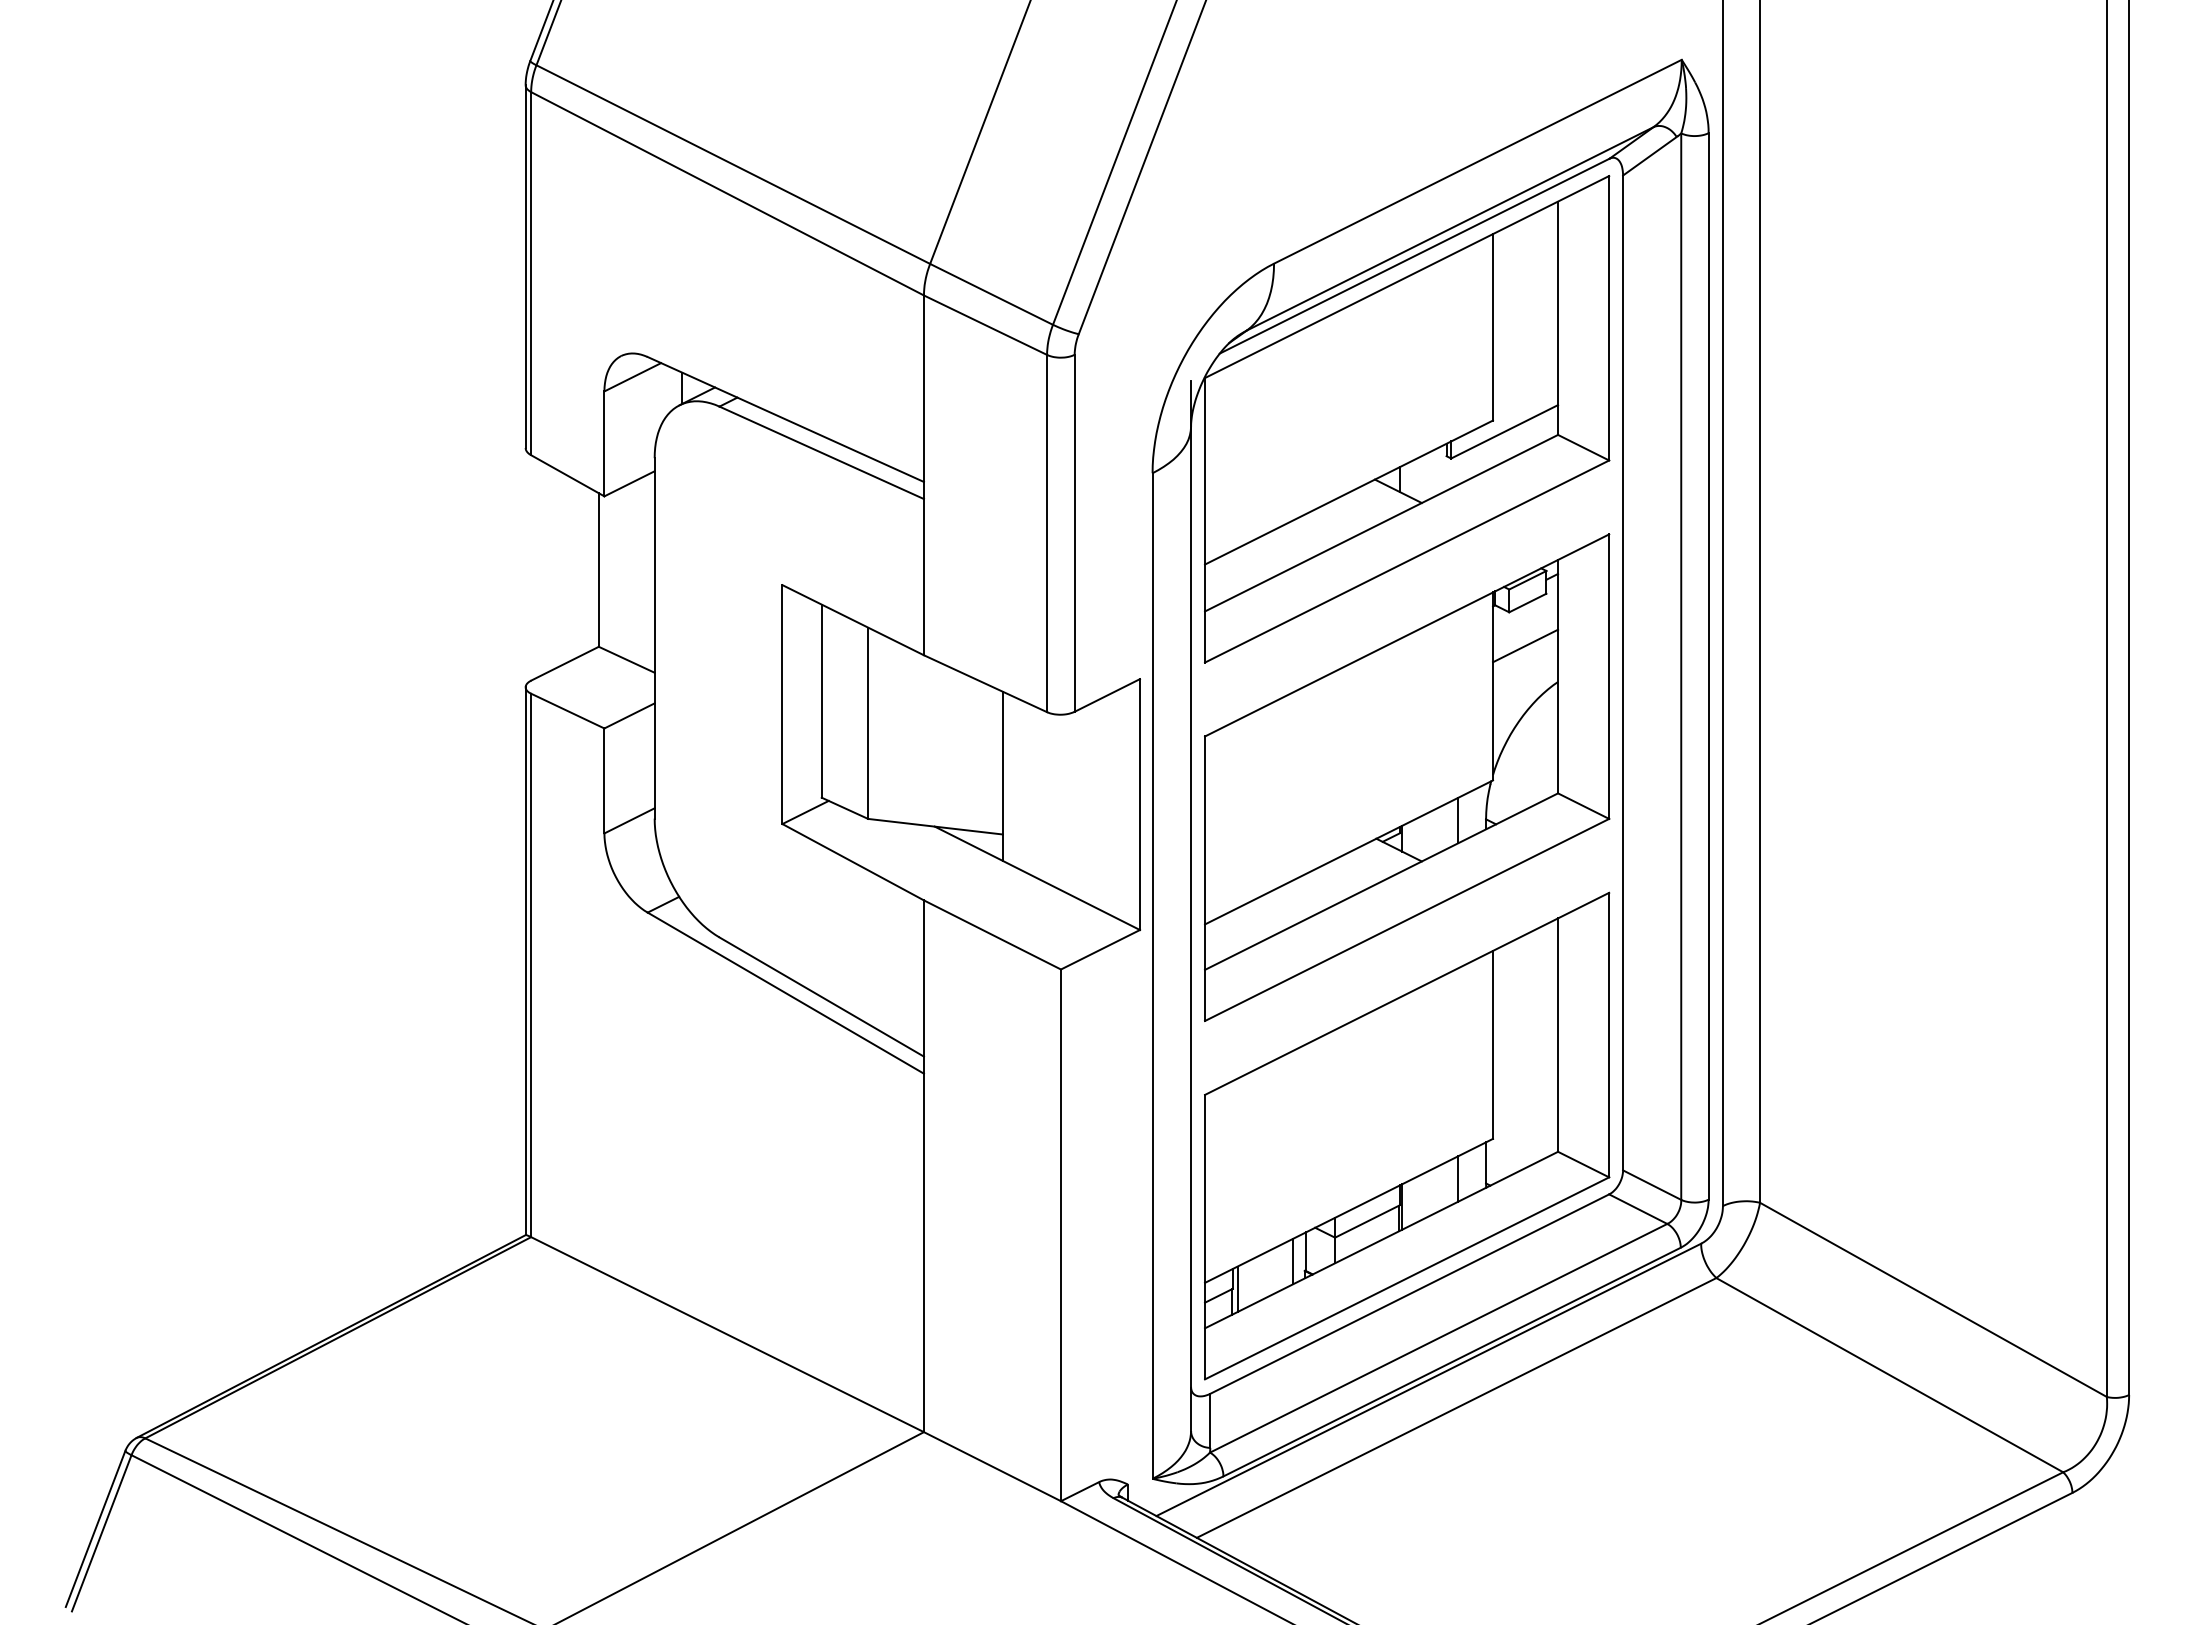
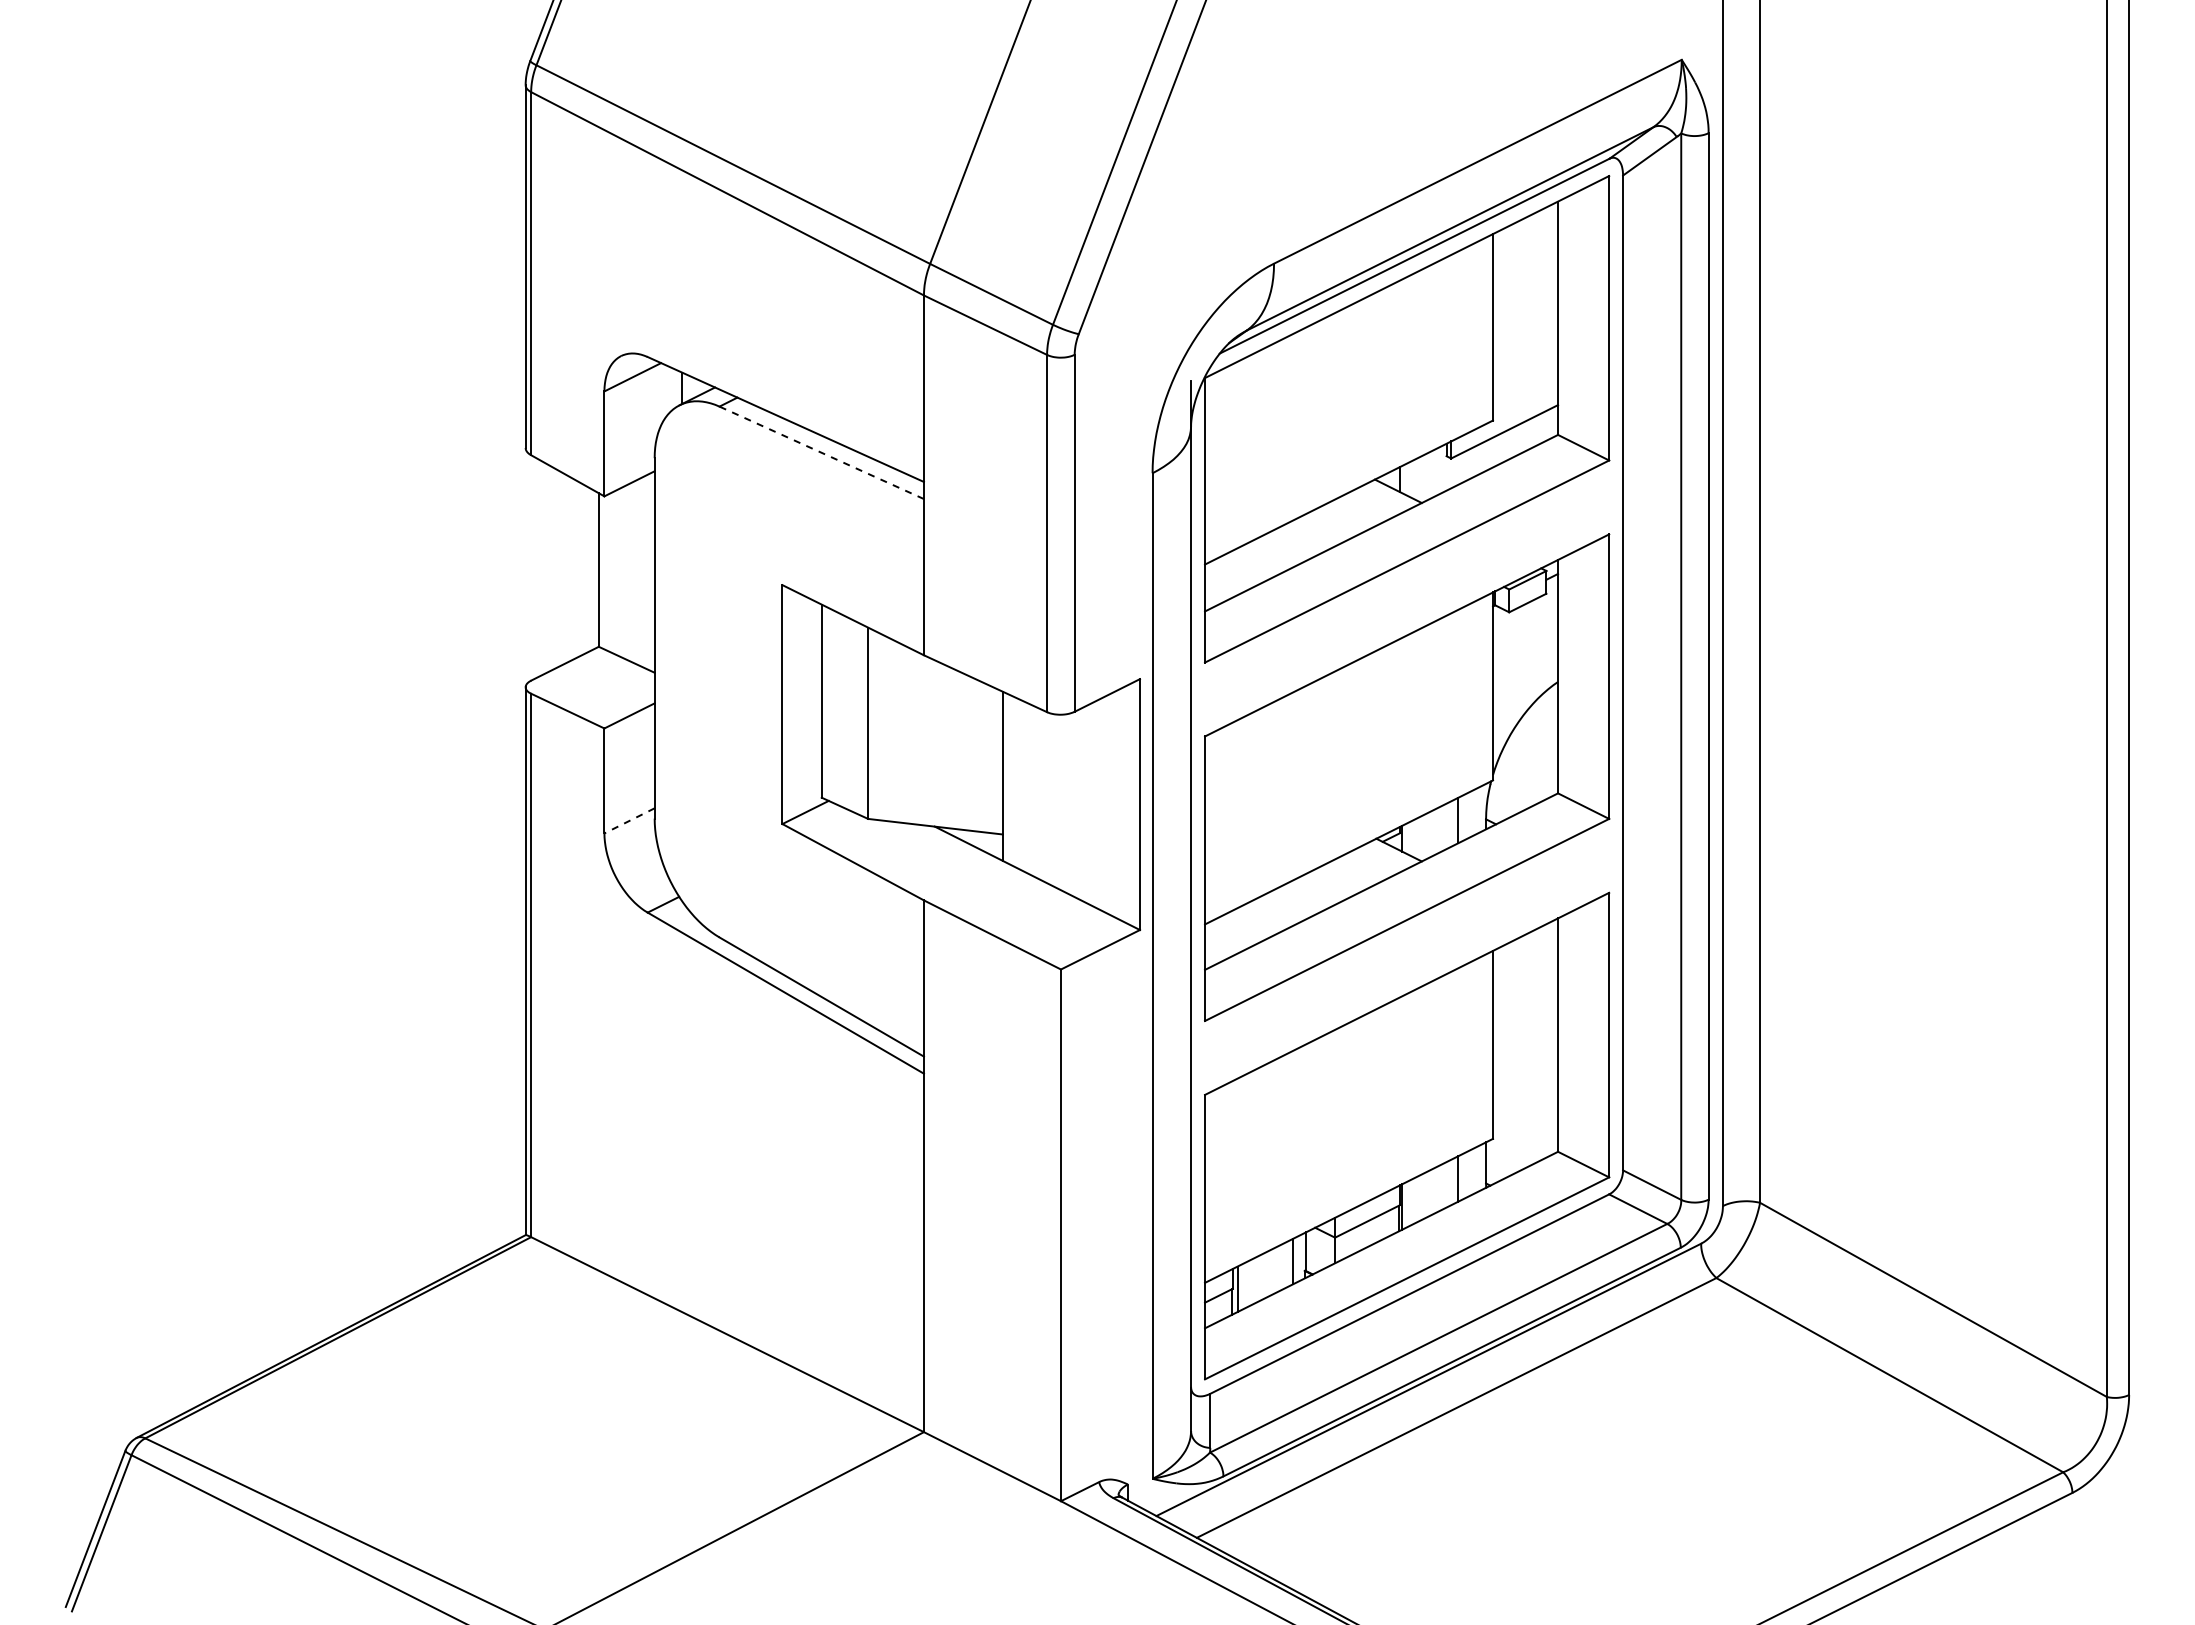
line: solid -> dashed (821, 452)
line: present -> none (1525, 645)
line: solid -> dashed (629, 821)
